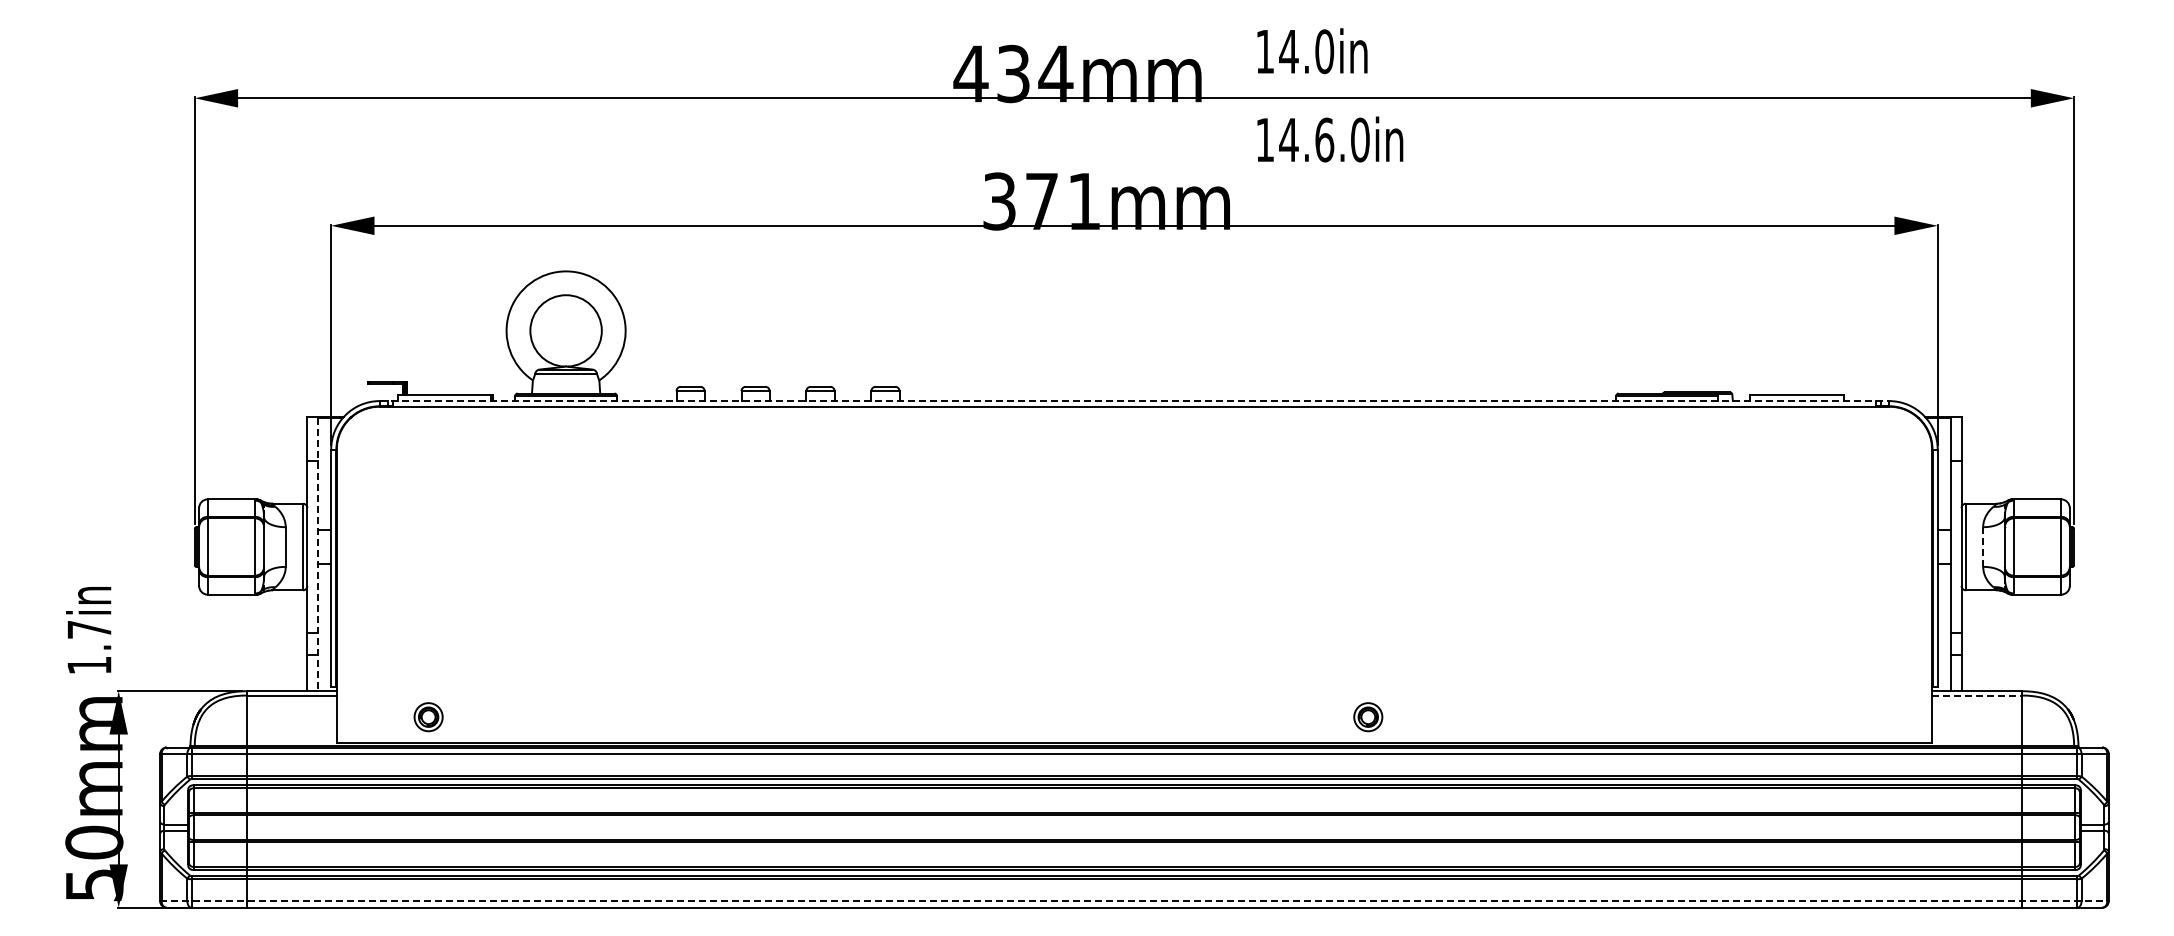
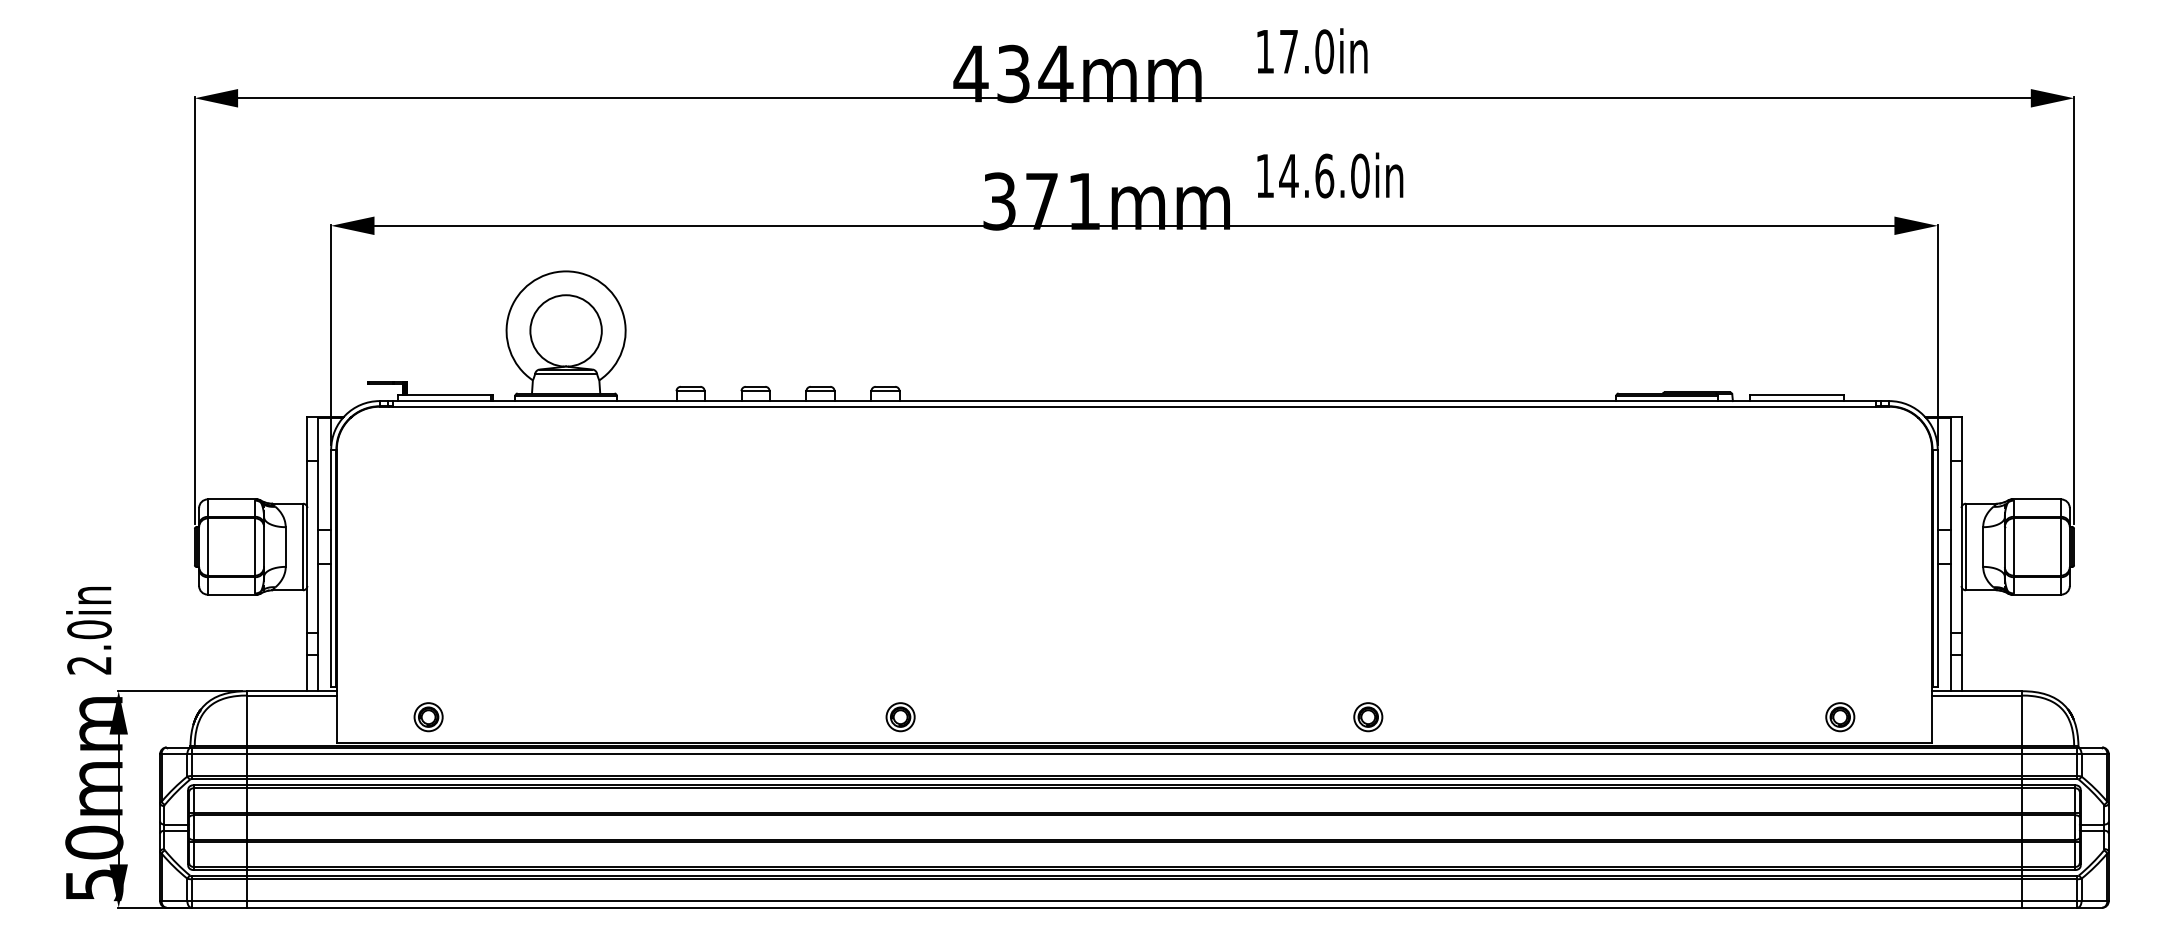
text: 14.0in -> 17.0in (1288, 51)
text position: (1330, 139) -> (1330, 175) (1330, 175)
line: dashed -> solid (1134, 401)
line: dashed -> solid (1983, 547)
line: dashed -> solid (318, 554)
text: 1.7in -> 2.0in (89, 647)
line: dashed -> solid (1977, 695)
part: none -> present (900, 717)
part: none -> present (1840, 717)
line: dashed -> solid (1134, 901)
